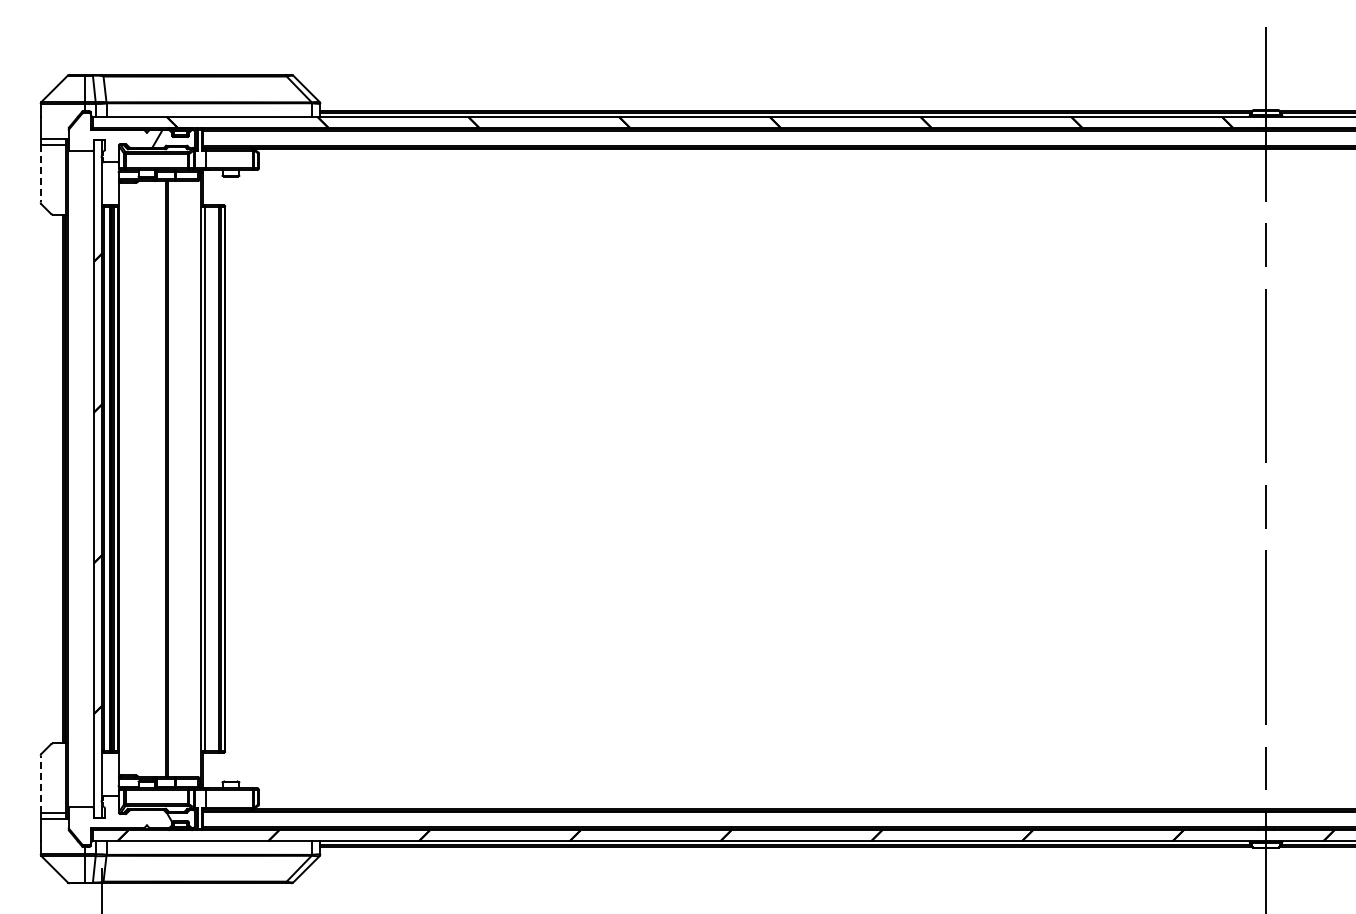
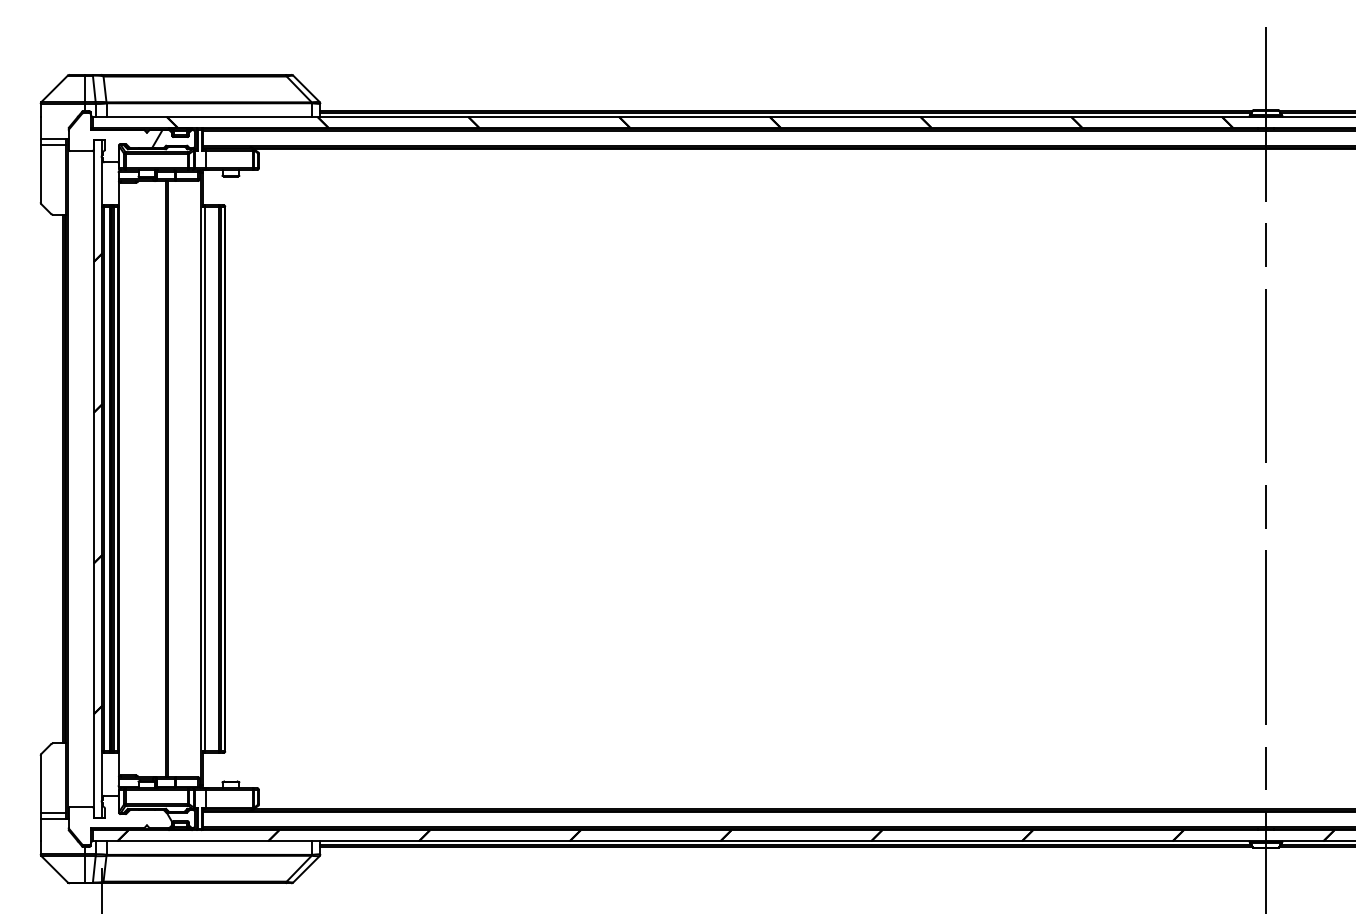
line: dashed -> solid (40, 173)
line: dashed -> solid (40, 784)
